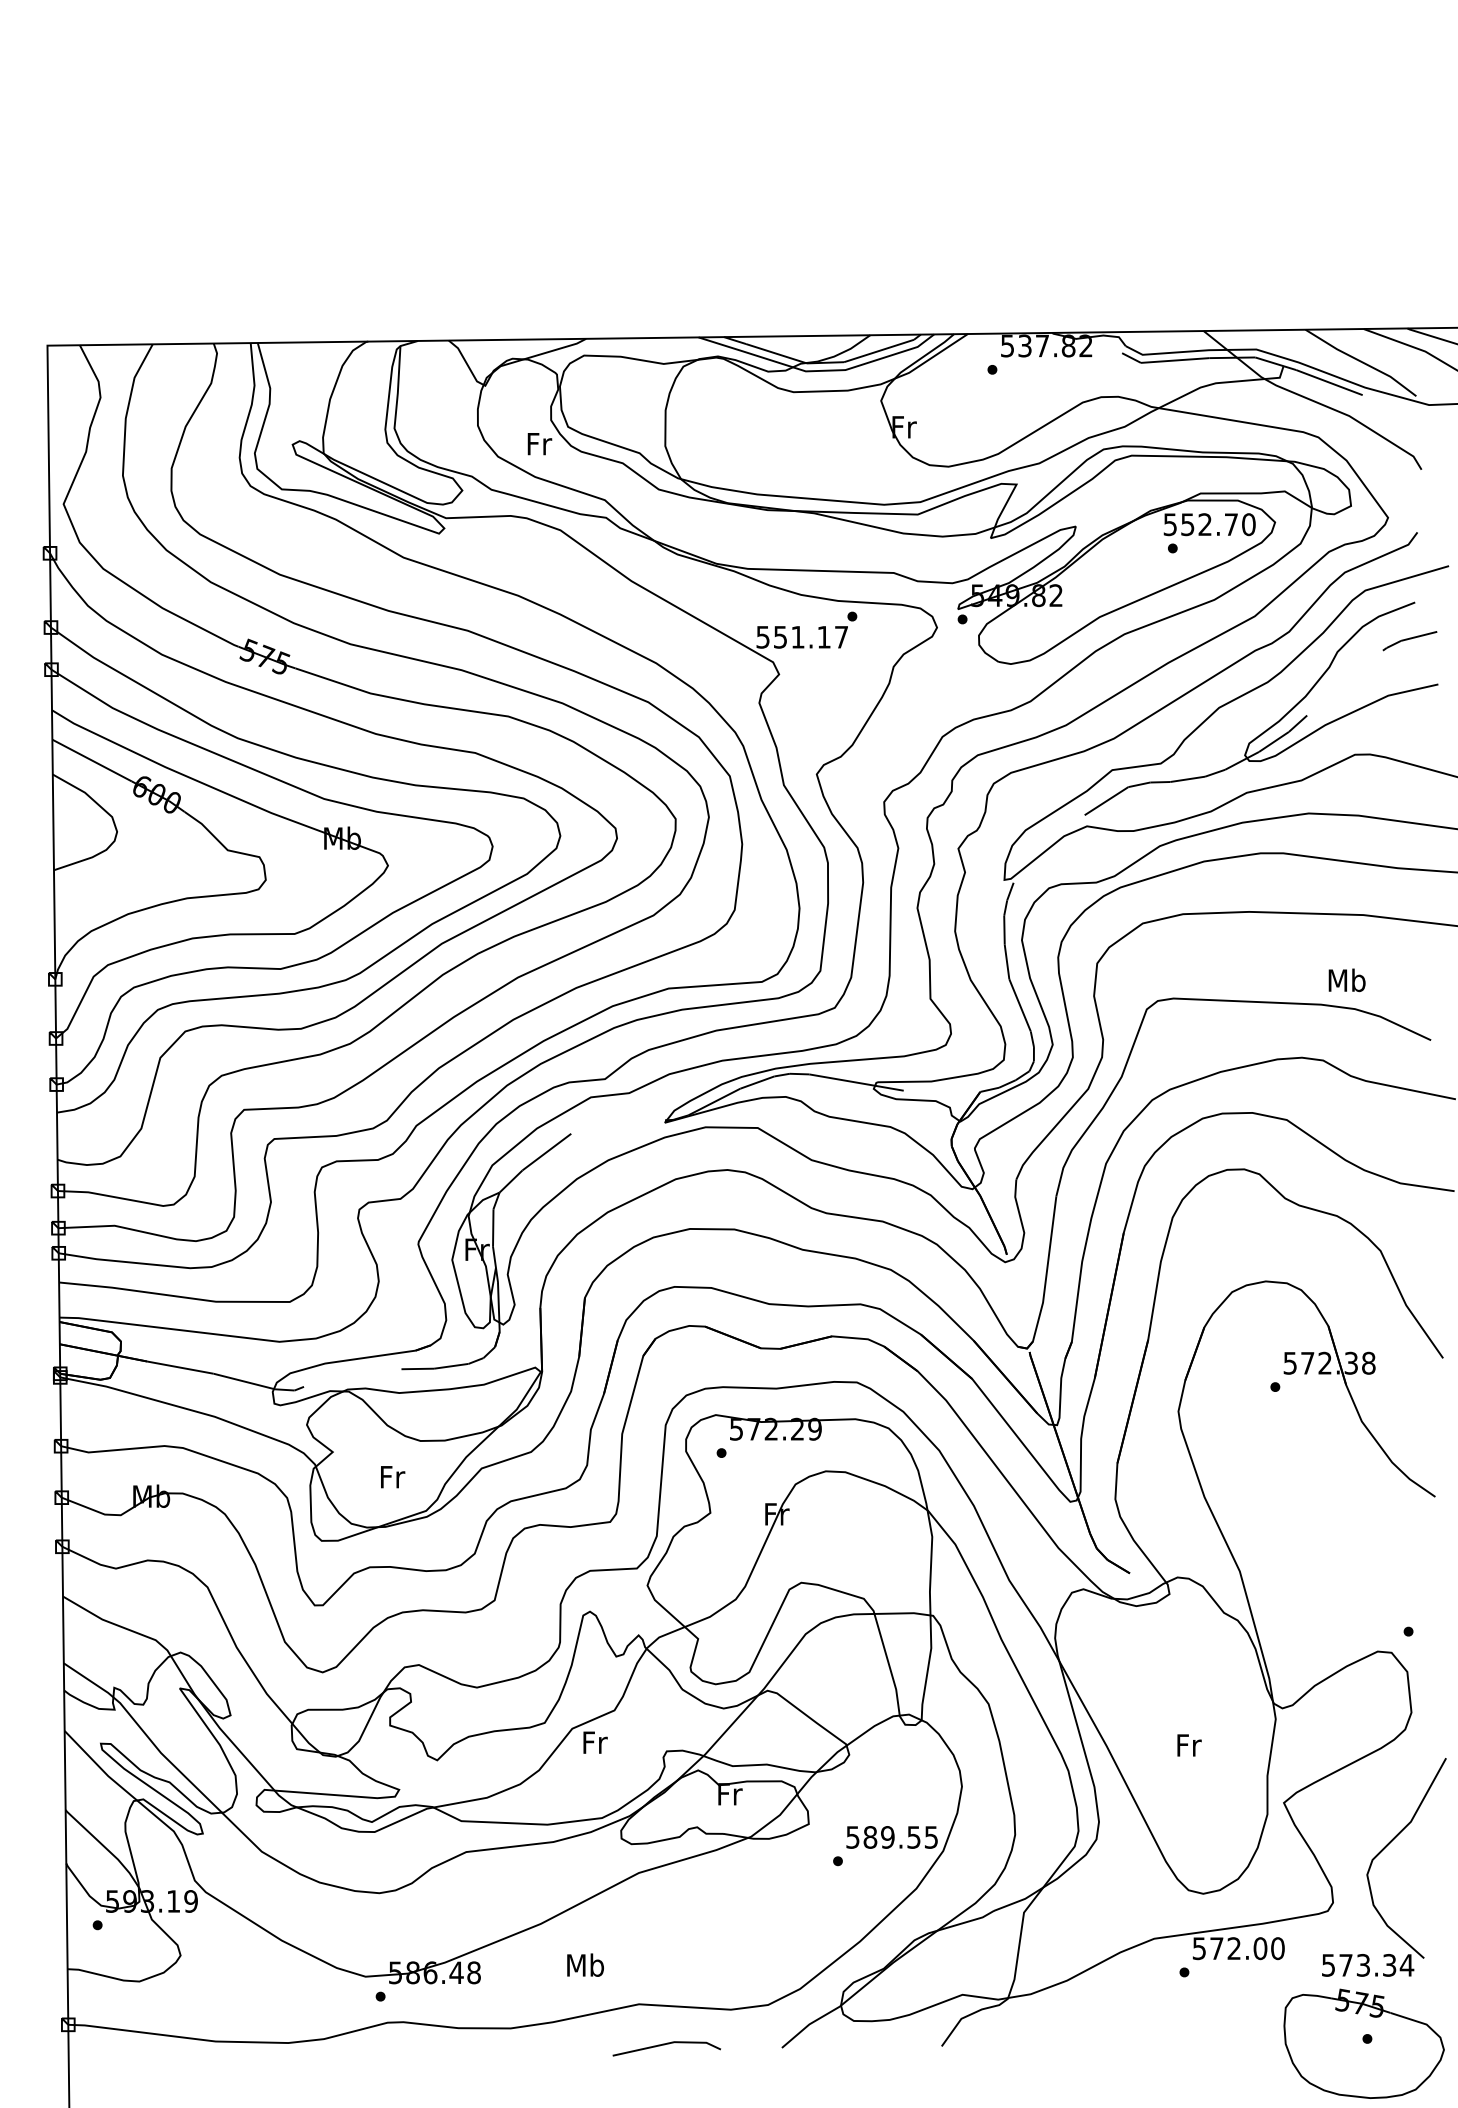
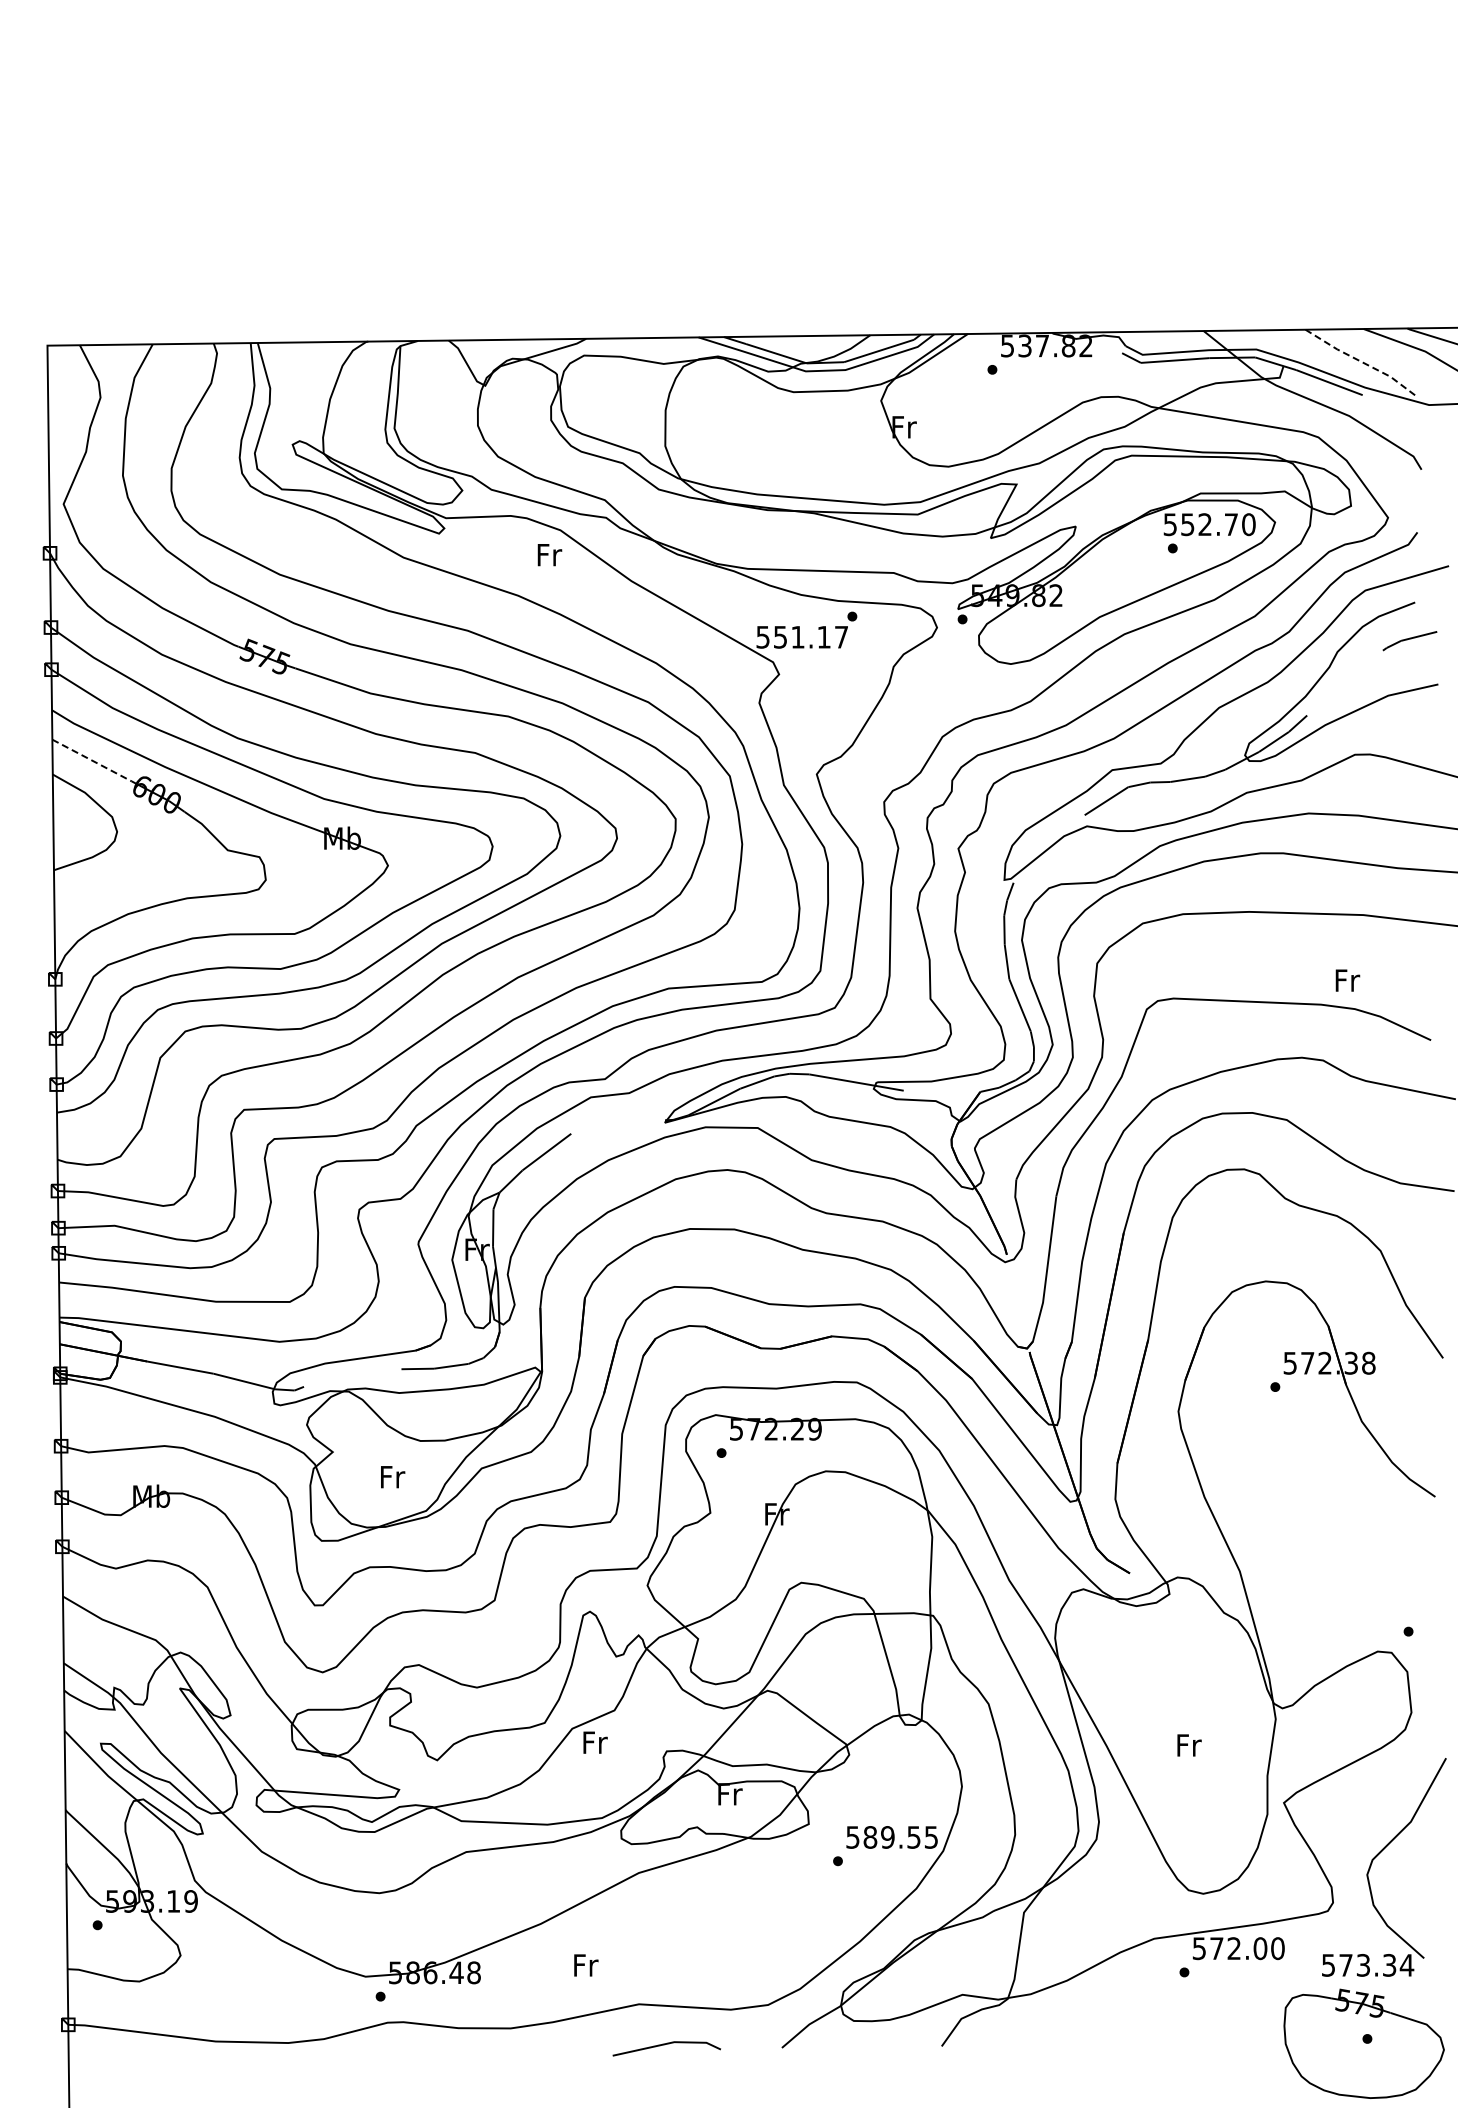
line: solid -> dashed (1362, 362)
text position: (539, 444) -> (549, 555) (549, 555)
line: solid -> dashed (92, 760)
text: Mb -> Fr (1346, 980)
text: Mb -> Fr (585, 1964)
